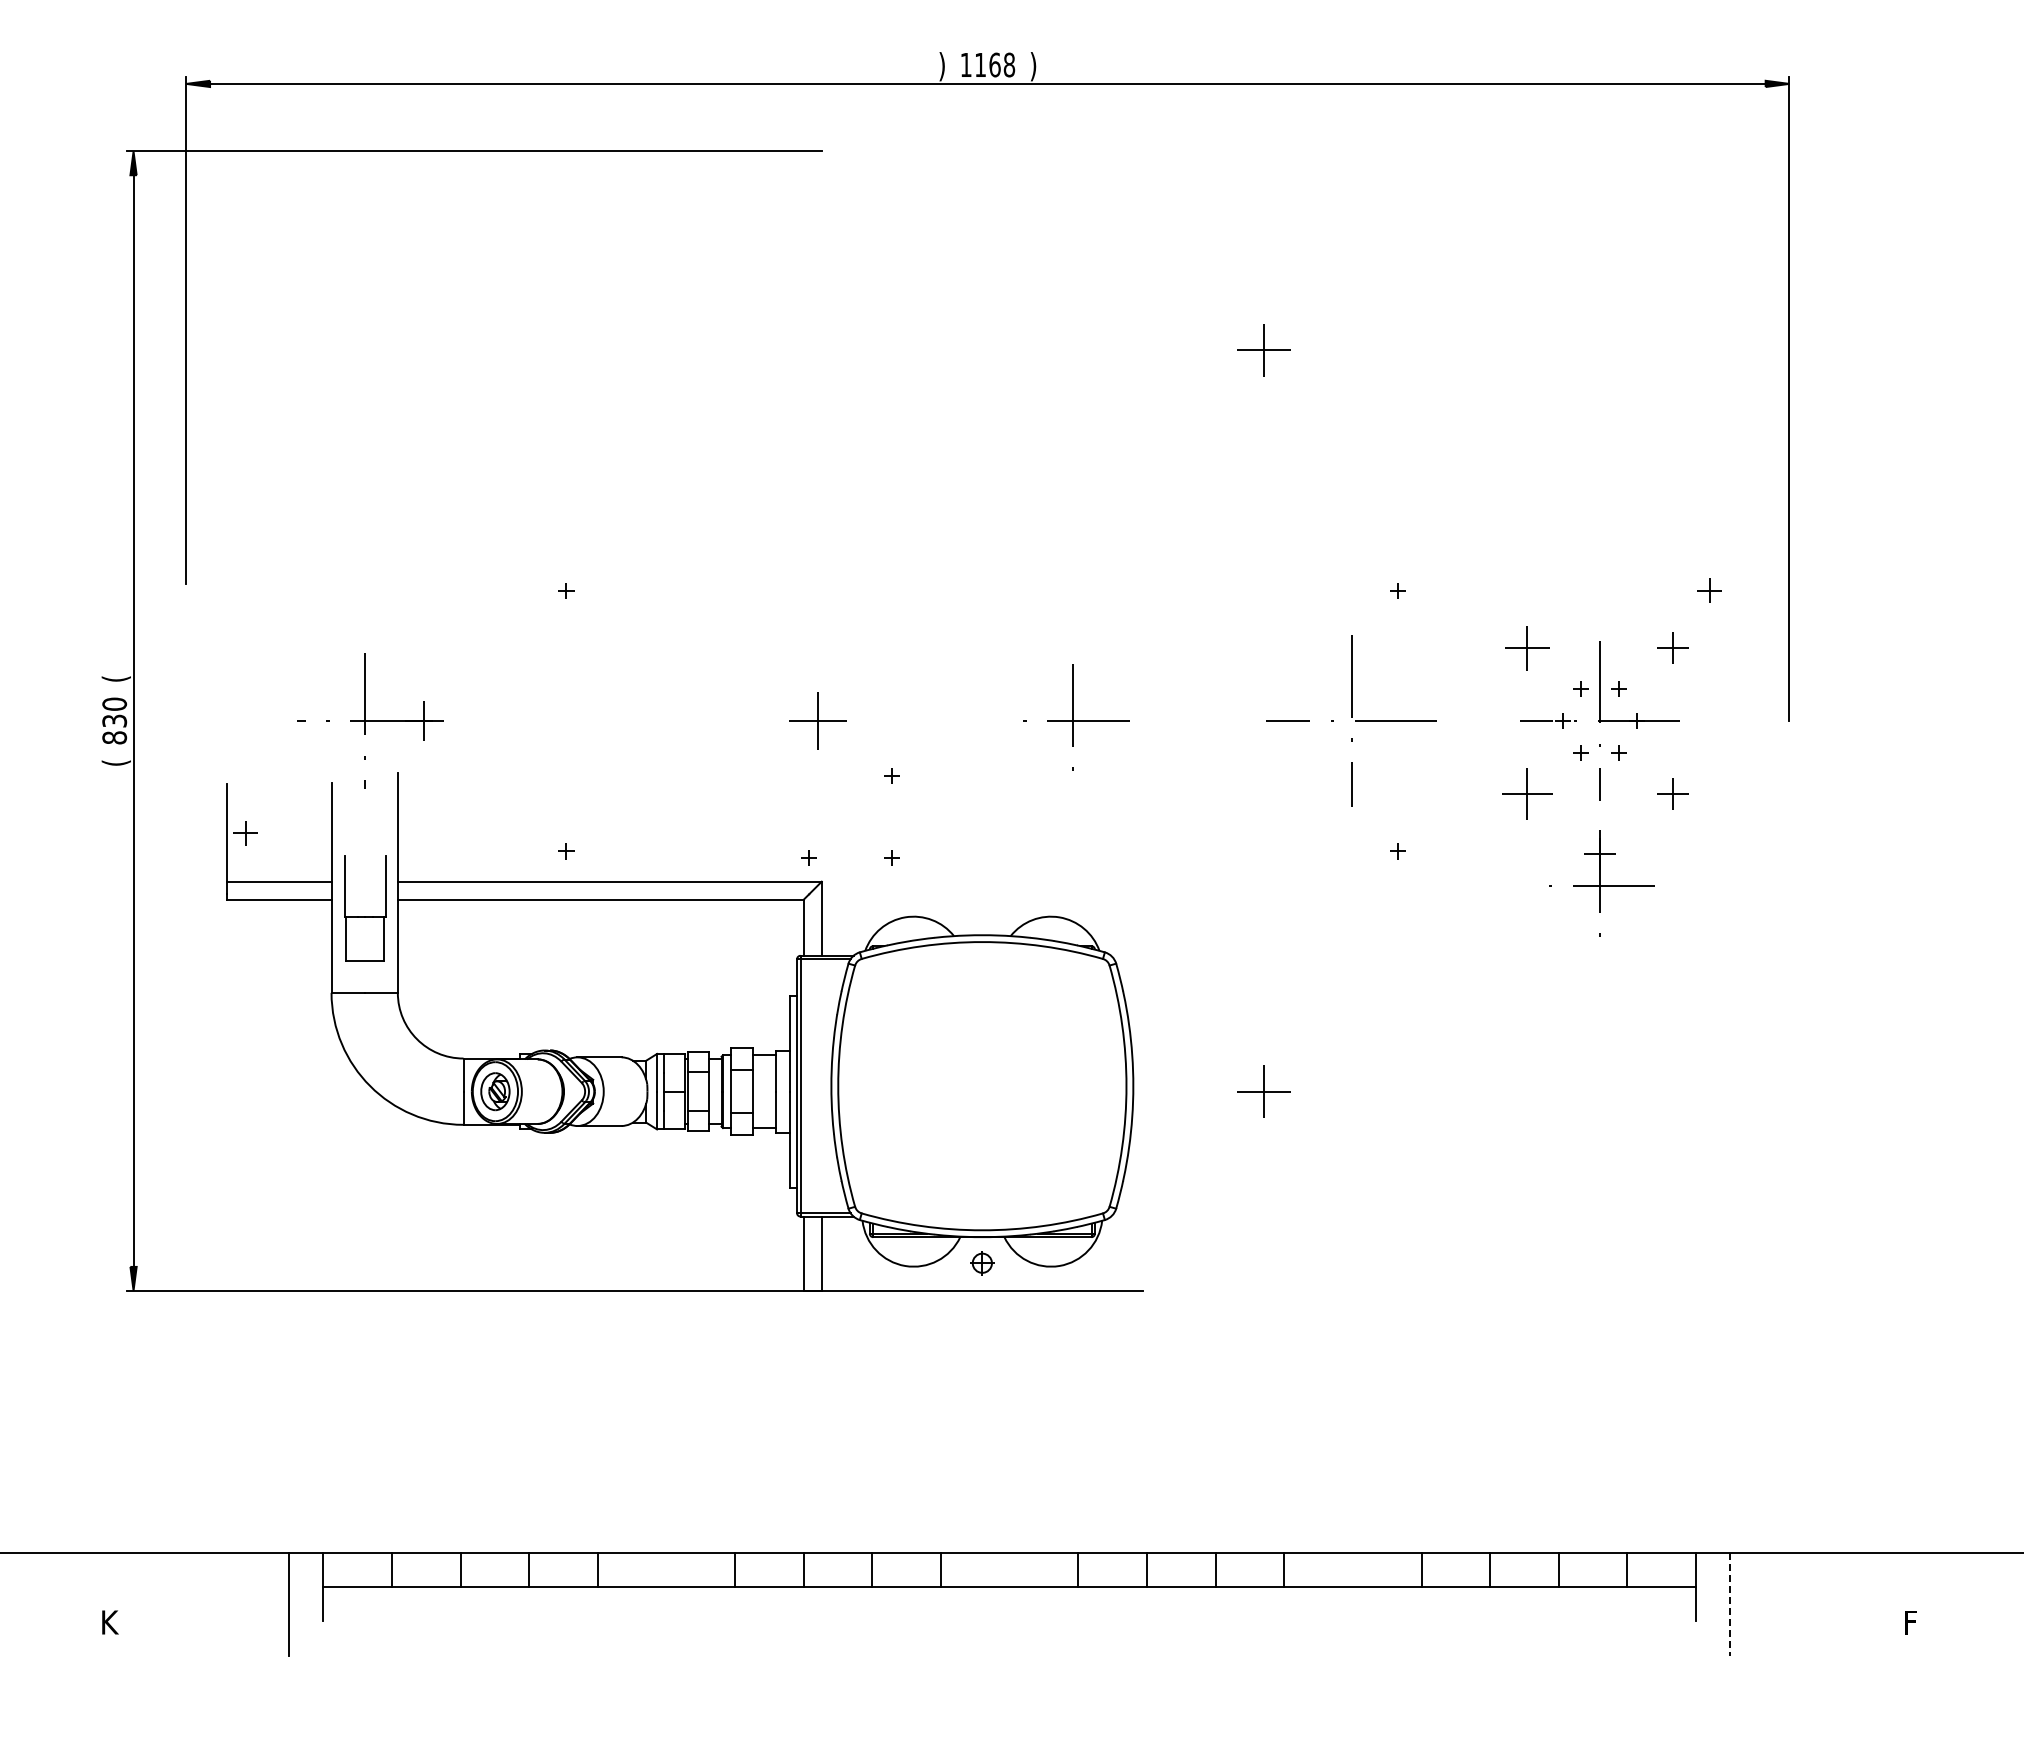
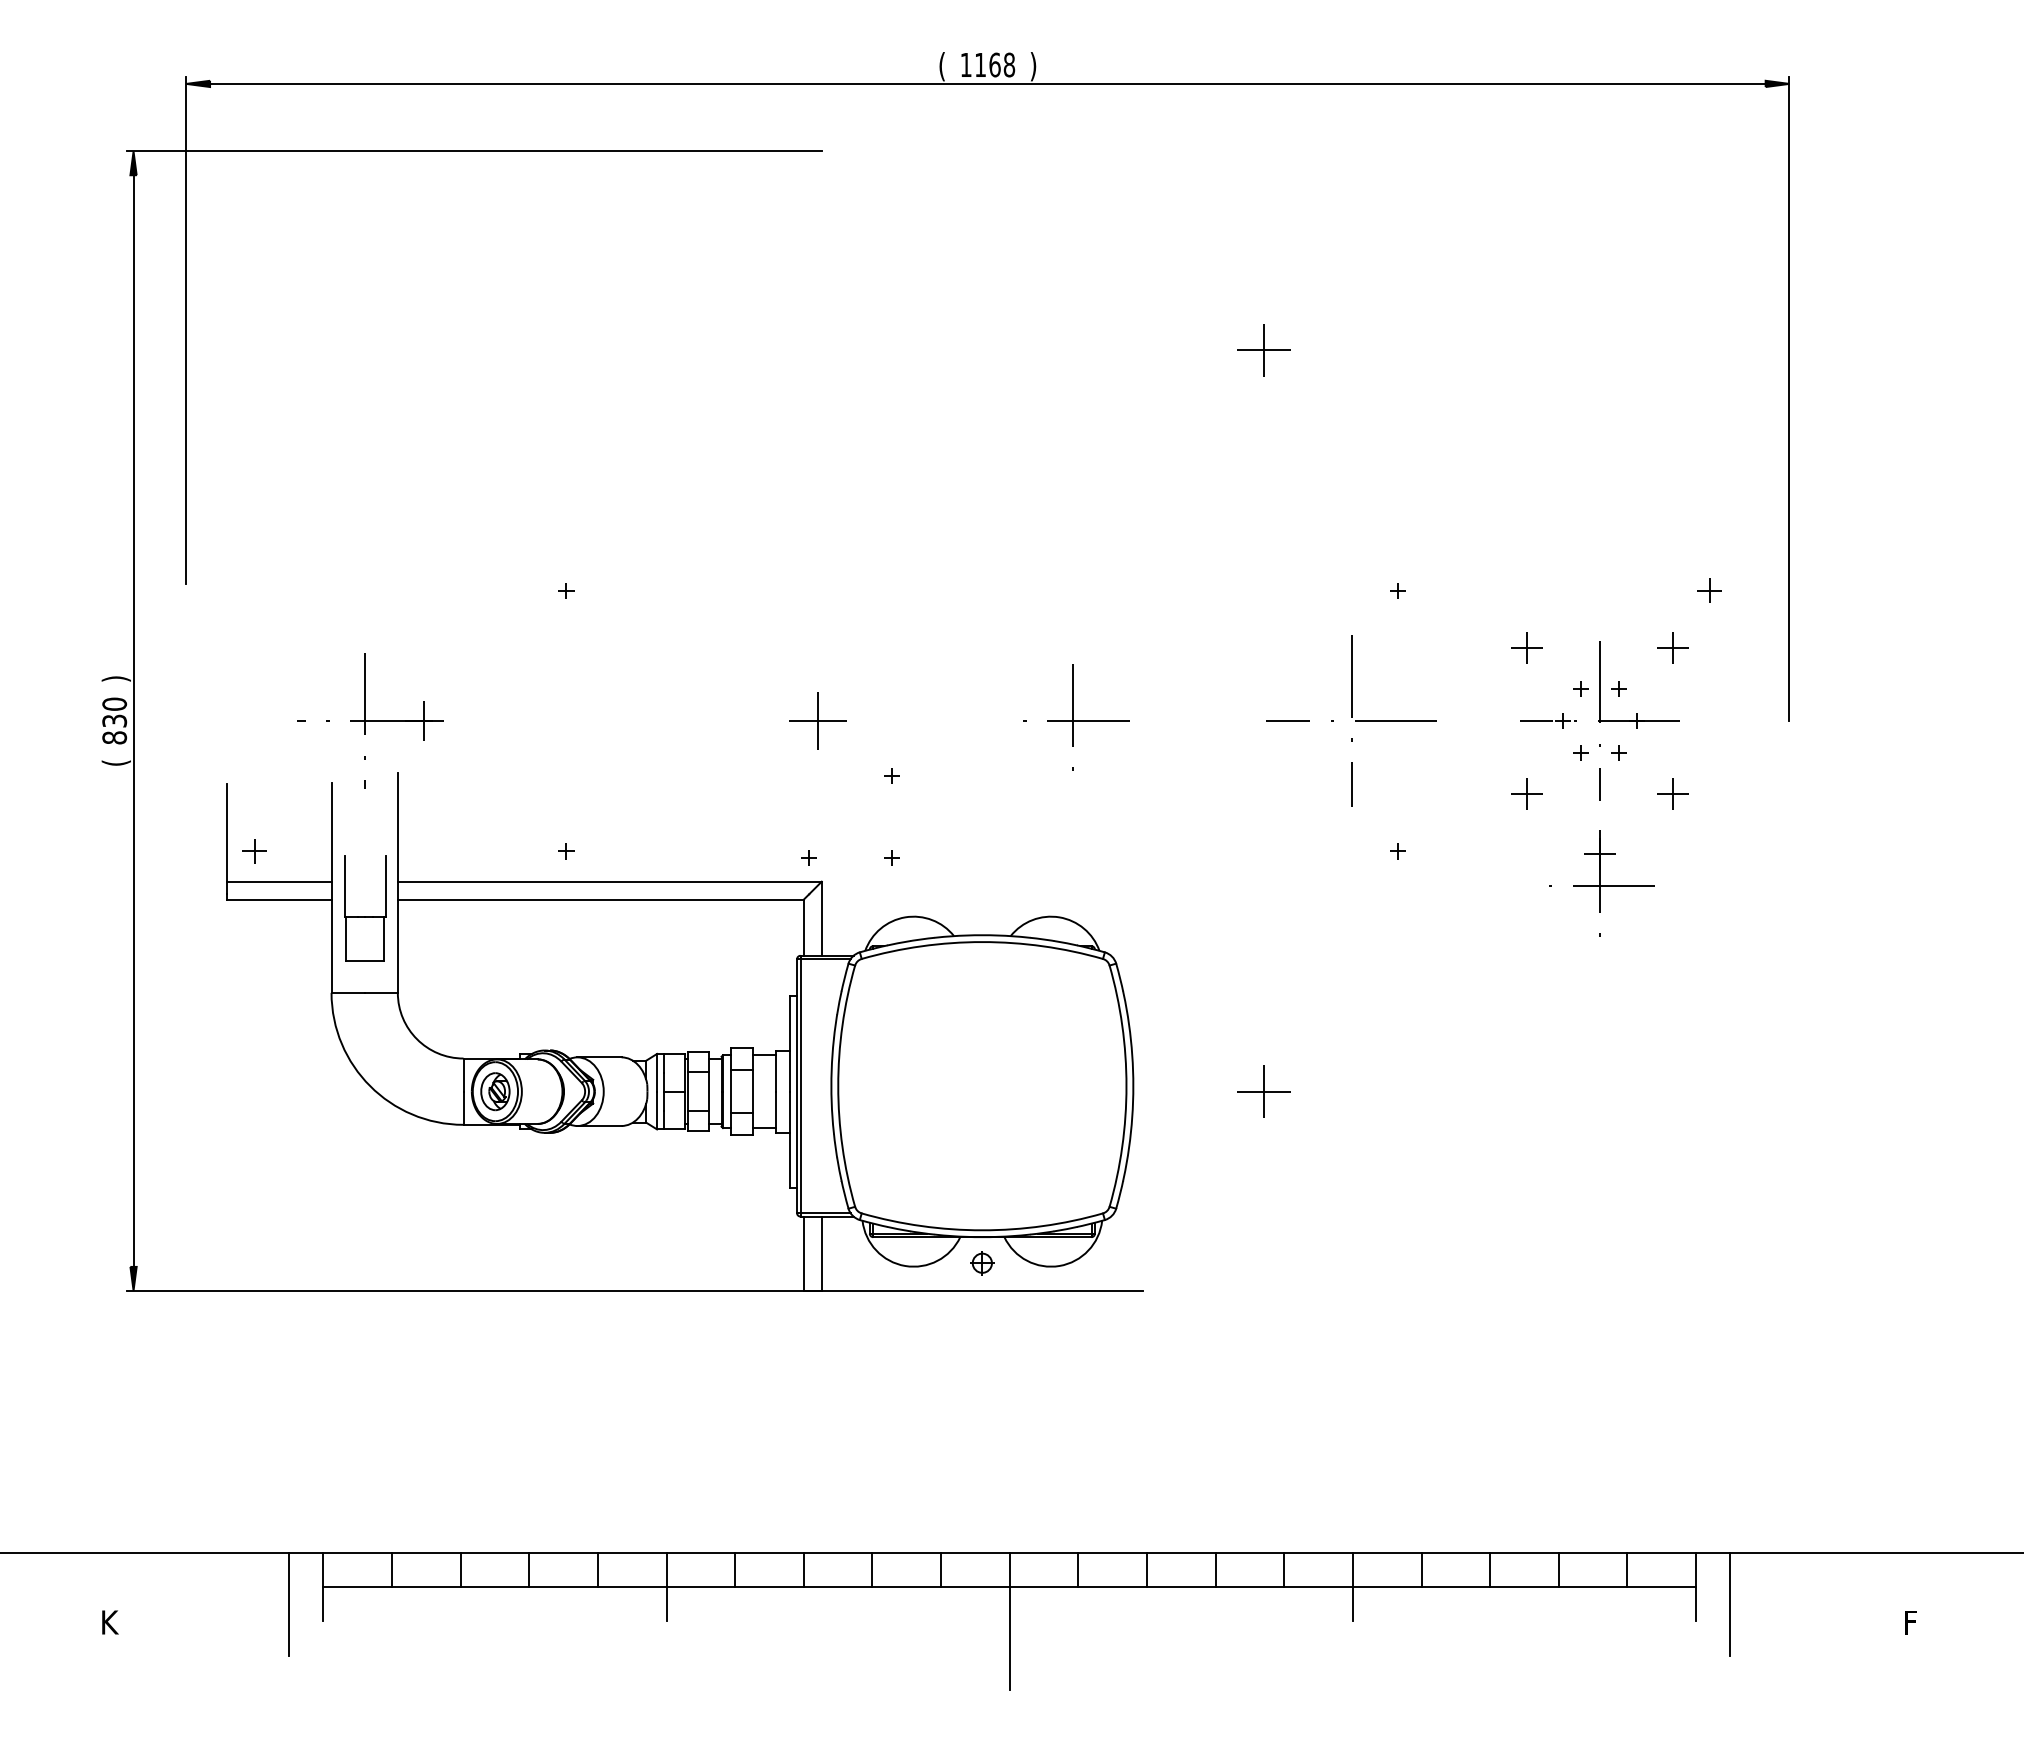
text: ) -> ( (941, 66)
part size: 45x45 px -> 32x32 px (1526, 647)
text: ( -> ) (115, 678)
part size: 51x52 px -> 32x32 px (1526, 793)
part position: (245, 833) -> (254, 851) (254, 851)
line: none -> present (666, 1586)
line: none -> present (1352, 1586)
line: dashed -> solid (1730, 1604)
line: none -> present (1009, 1620)
